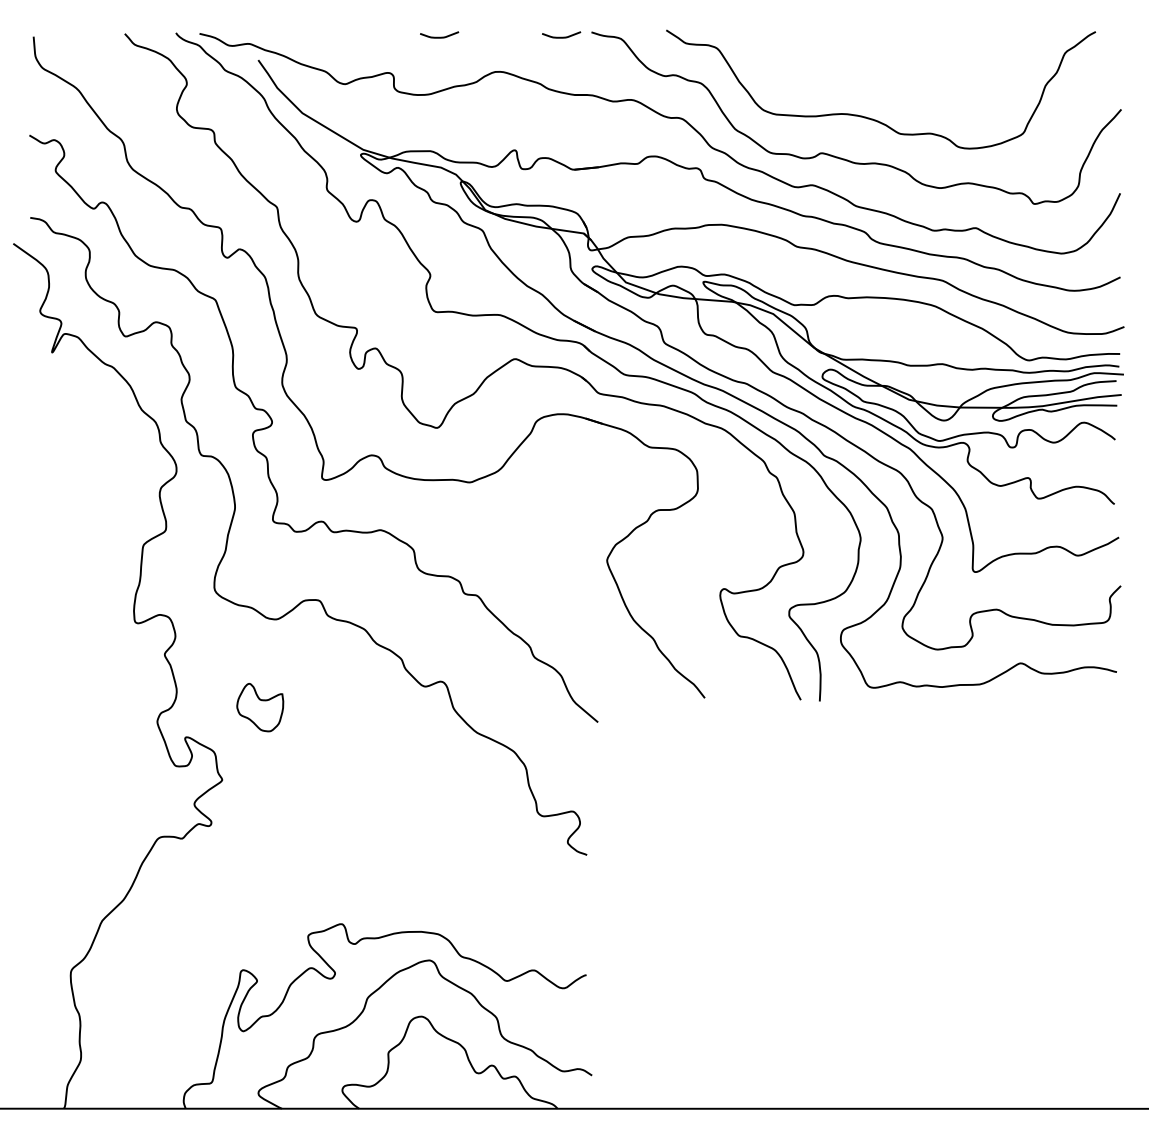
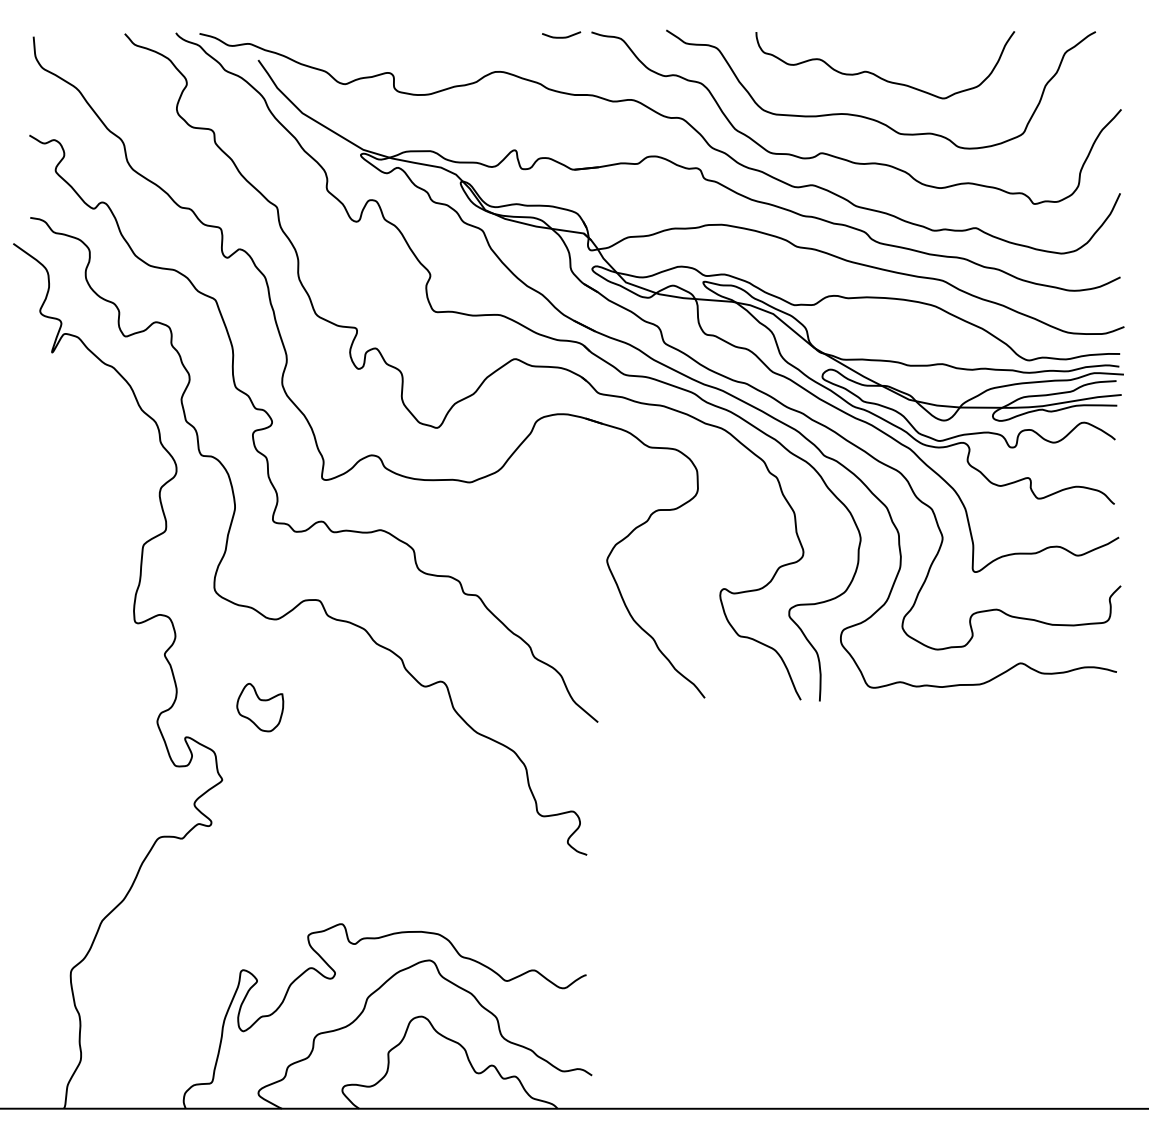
curve: present -> none (439, 36)
curve: none -> present (878, 75)
